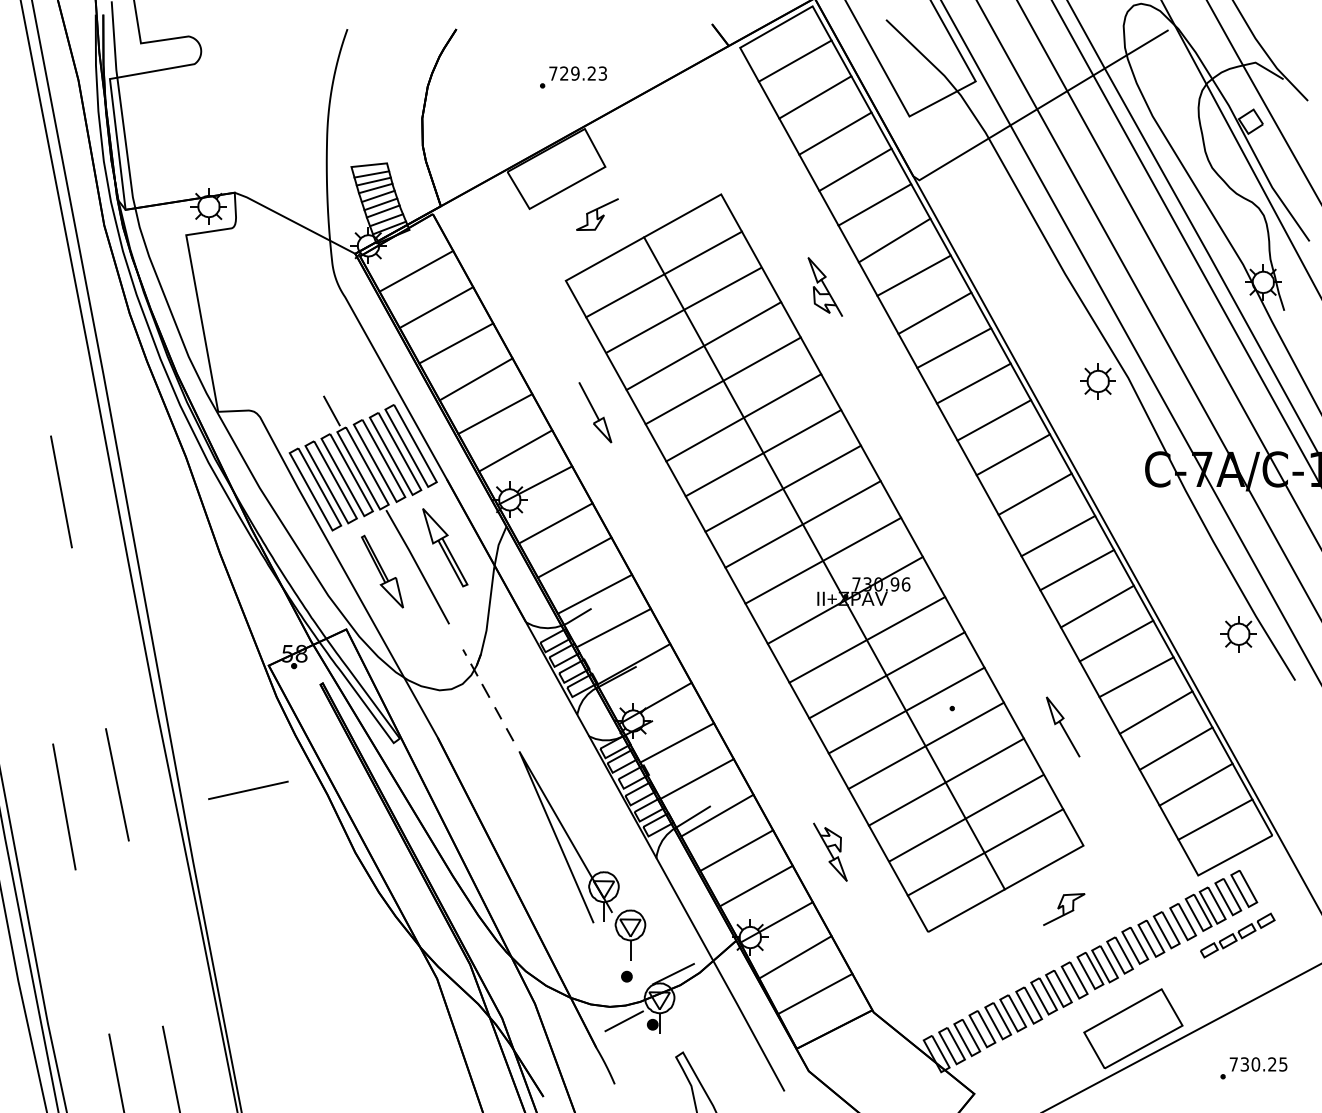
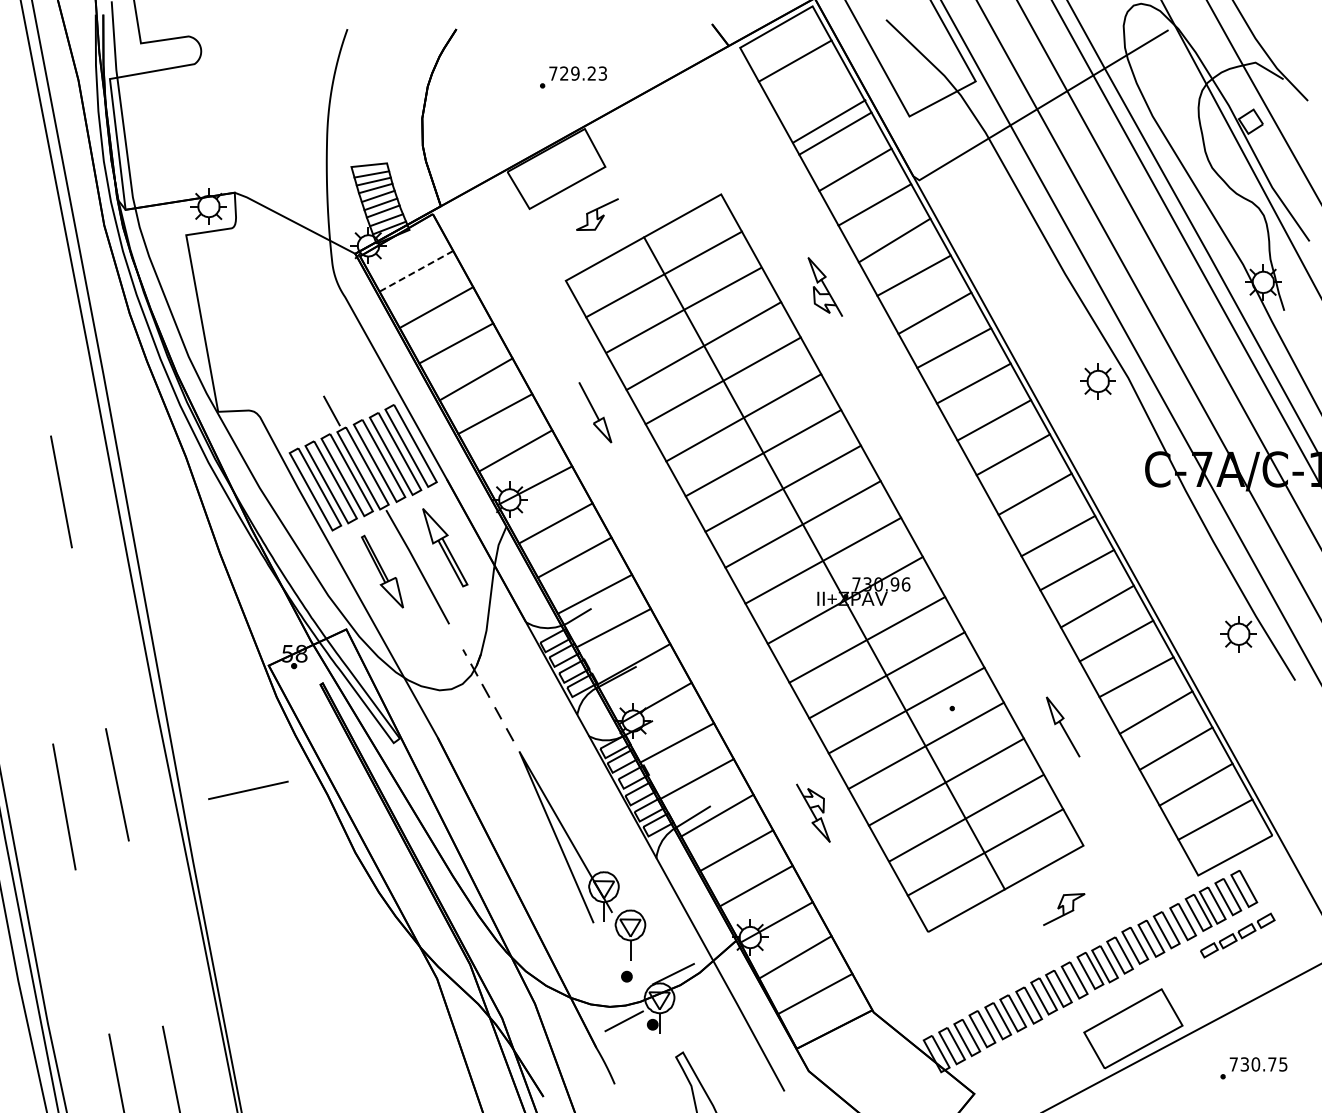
line position: (815, 97) -> (829, 121) (829, 121)
line: solid -> dashed (416, 271)
part position: (830, 851) -> (813, 812) (813, 812)
text: 730.25 -> 730.75 (1272, 1064)
